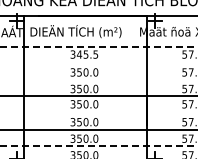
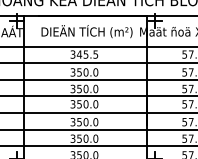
text position: (75, 31) -> (86, 31) (86, 31)
line: dashed -> solid (99, 46)
line: none -> present (98, 63)
line: none -> present (98, 79)
line: none -> present (98, 113)
line: dashed -> solid (99, 146)
